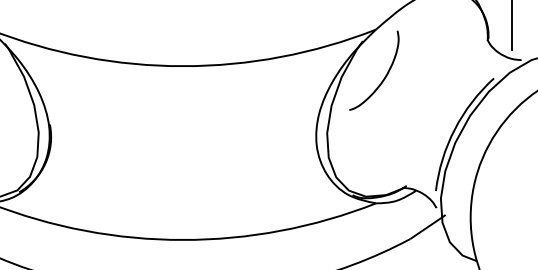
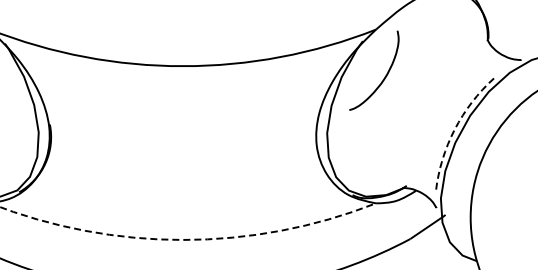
line: present -> none (511, 25)
arc: solid -> dashed (454, 129)
arc: solid -> dashed (187, 239)
